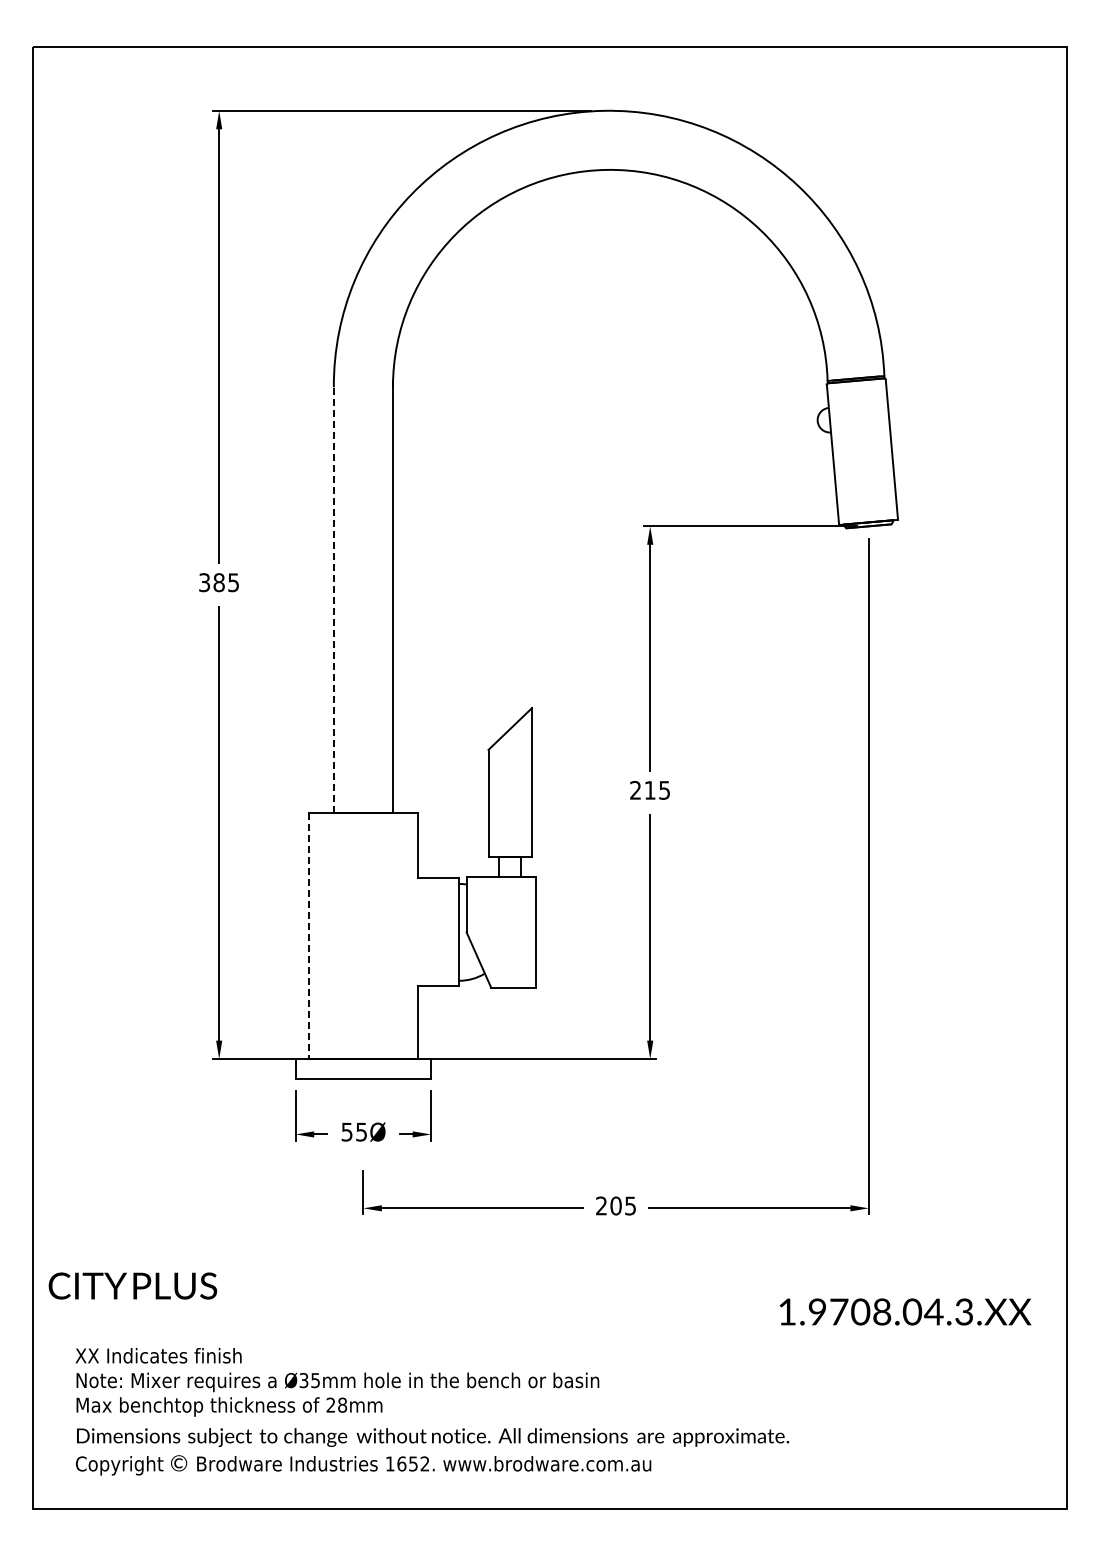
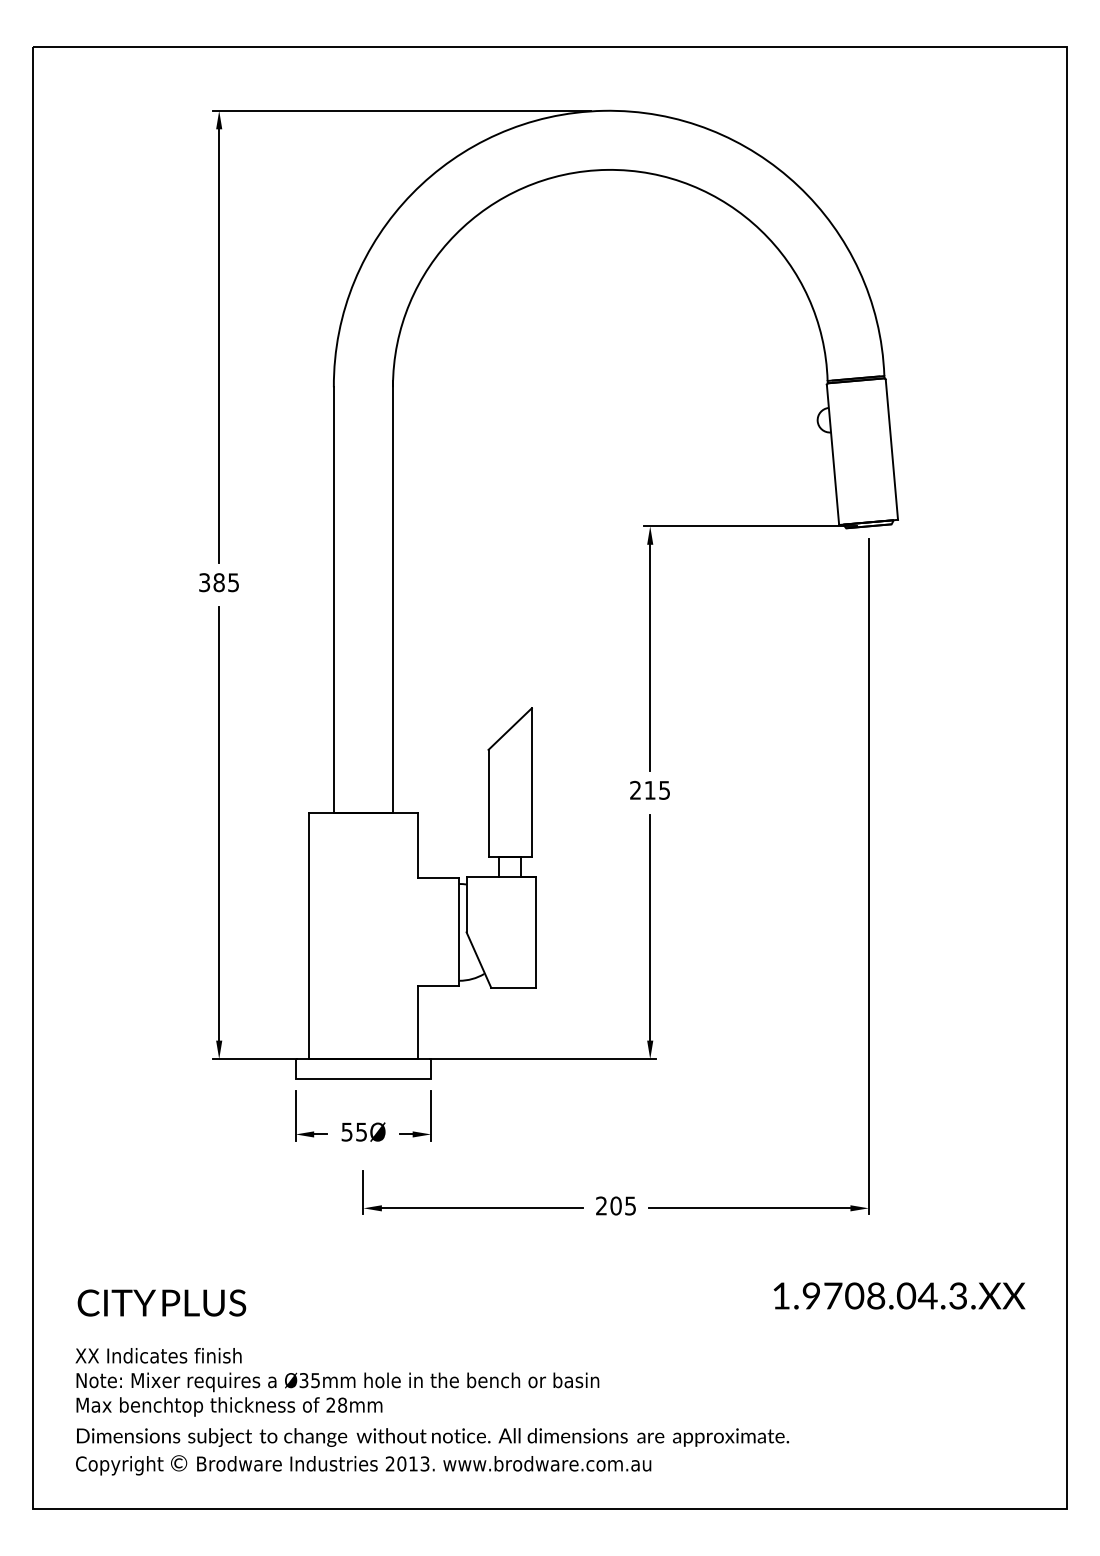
line: dashed -> solid (333, 600)
line: dashed -> solid (309, 936)
text position: (132, 1285) -> (161, 1302) (161, 1302)
text position: (905, 1311) -> (899, 1295) (899, 1295)
text: 1652. -> 2013. (407, 1463)
